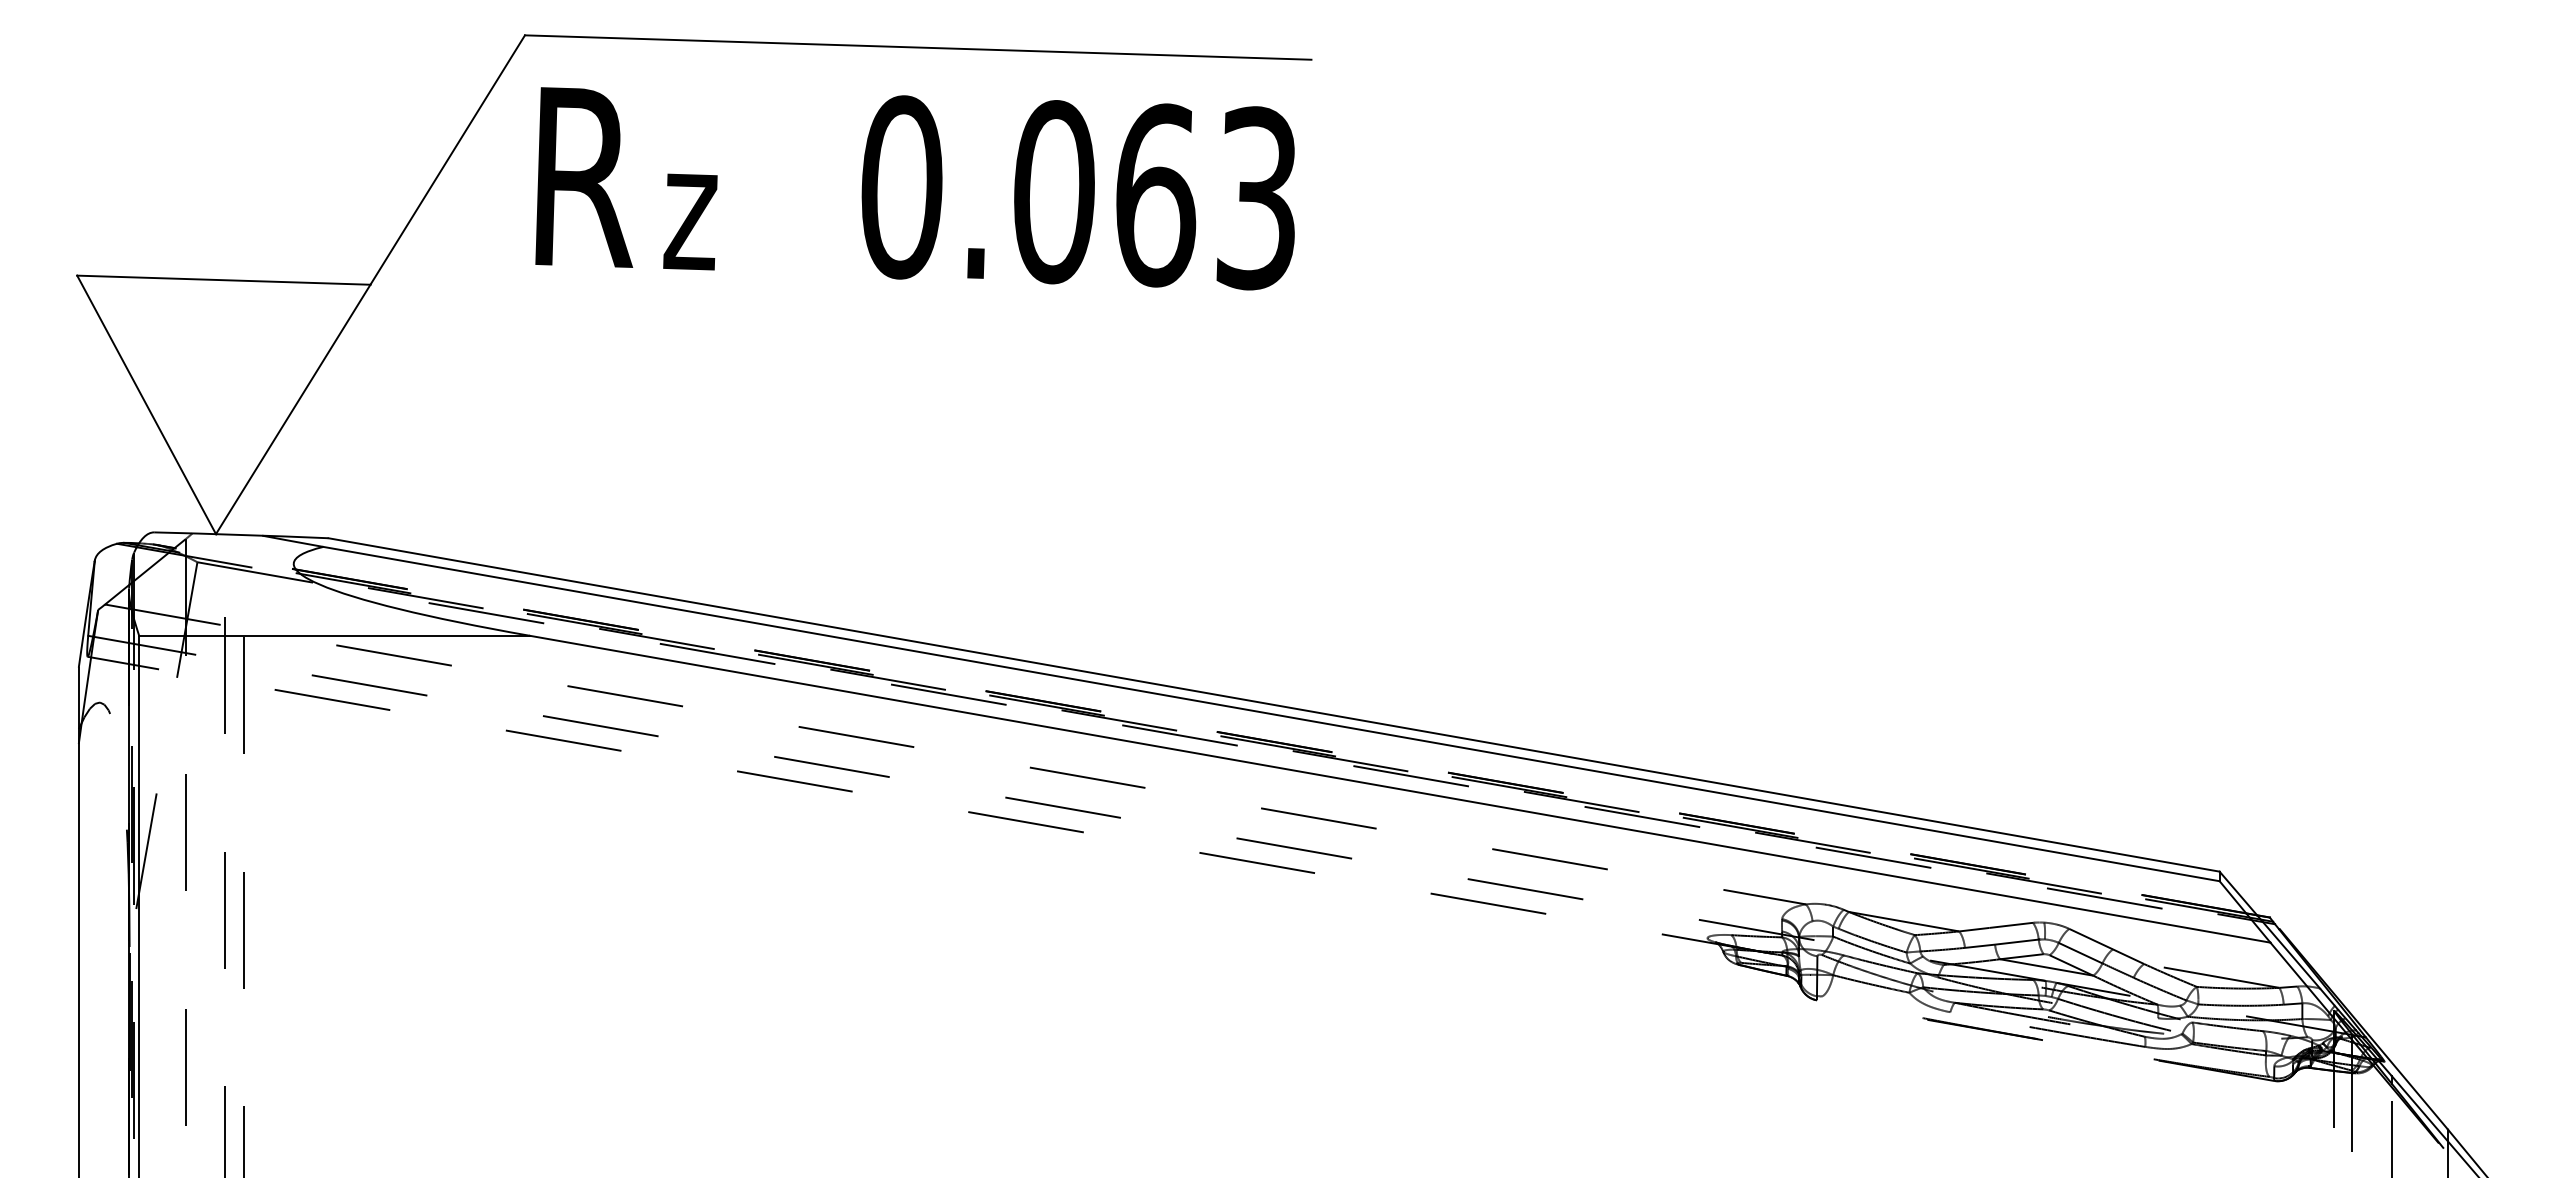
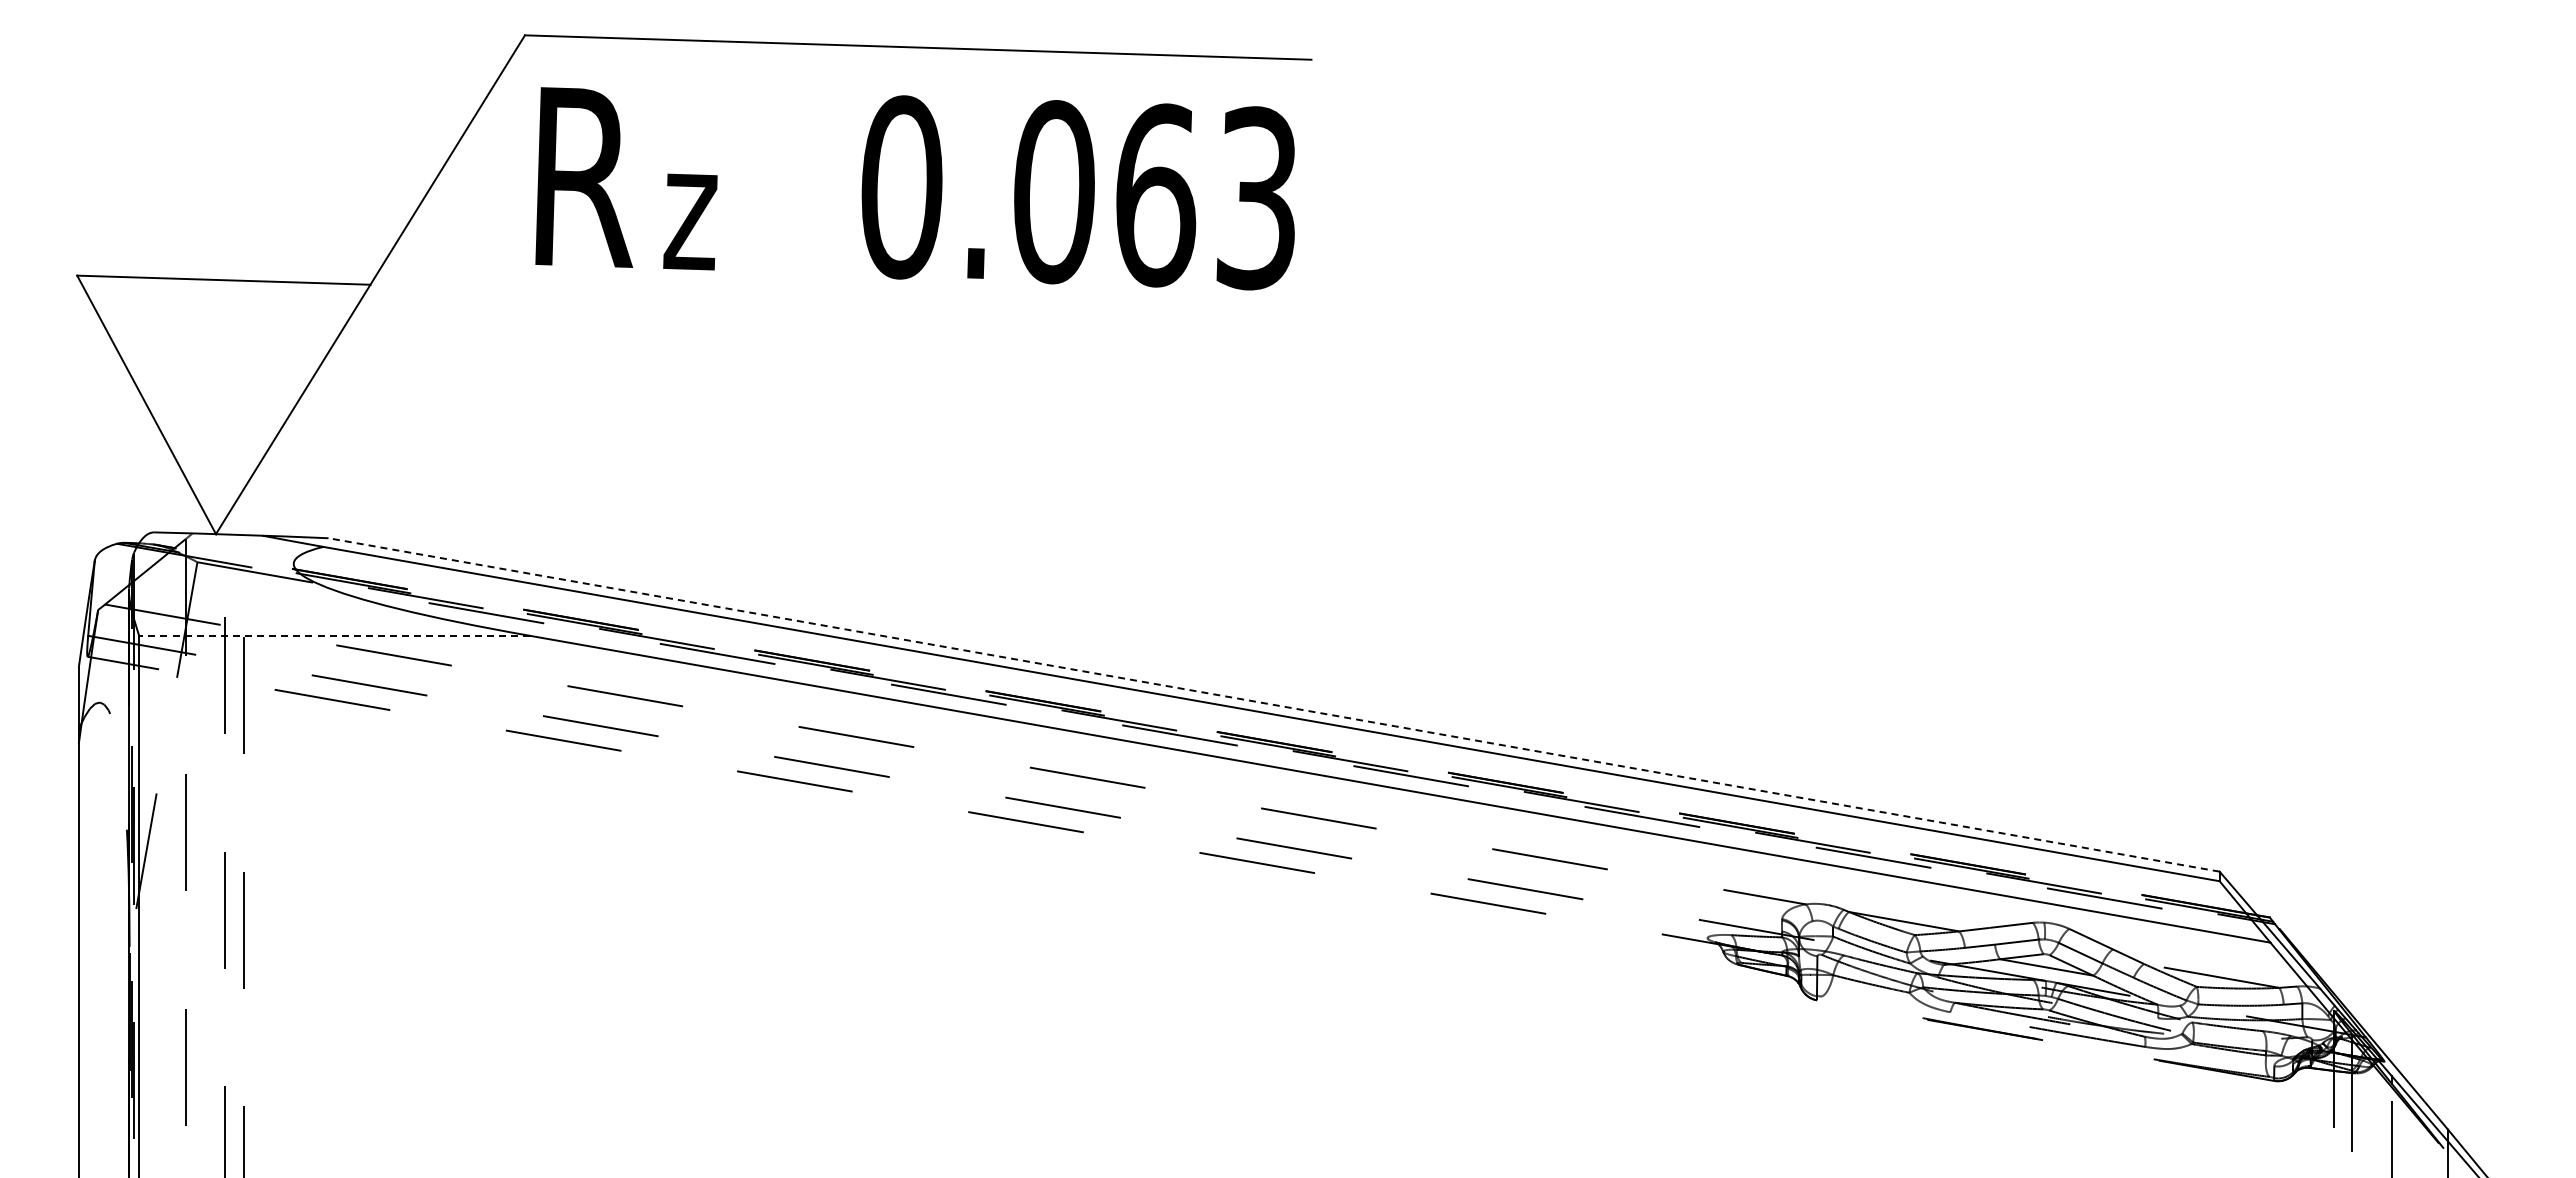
line: solid -> dashed (334, 635)
line: solid -> dashed (1273, 704)
